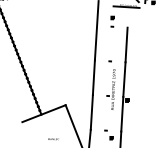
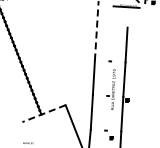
part: present -> none (112, 21)
line: solid -> dashed (96, 30)
line: solid -> dashed (43, 113)
text position: (53, 139) -> (28, 143) (28, 143)
